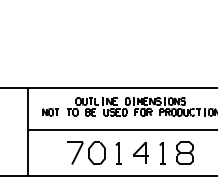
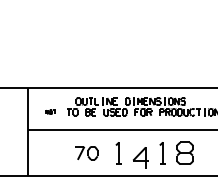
part size: 17x9 px -> 11x6 px (50, 111)
part size: 39x24 px -> 24x15 px (86, 153)
part position: (140, 152) -> (140, 157) (140, 157)
